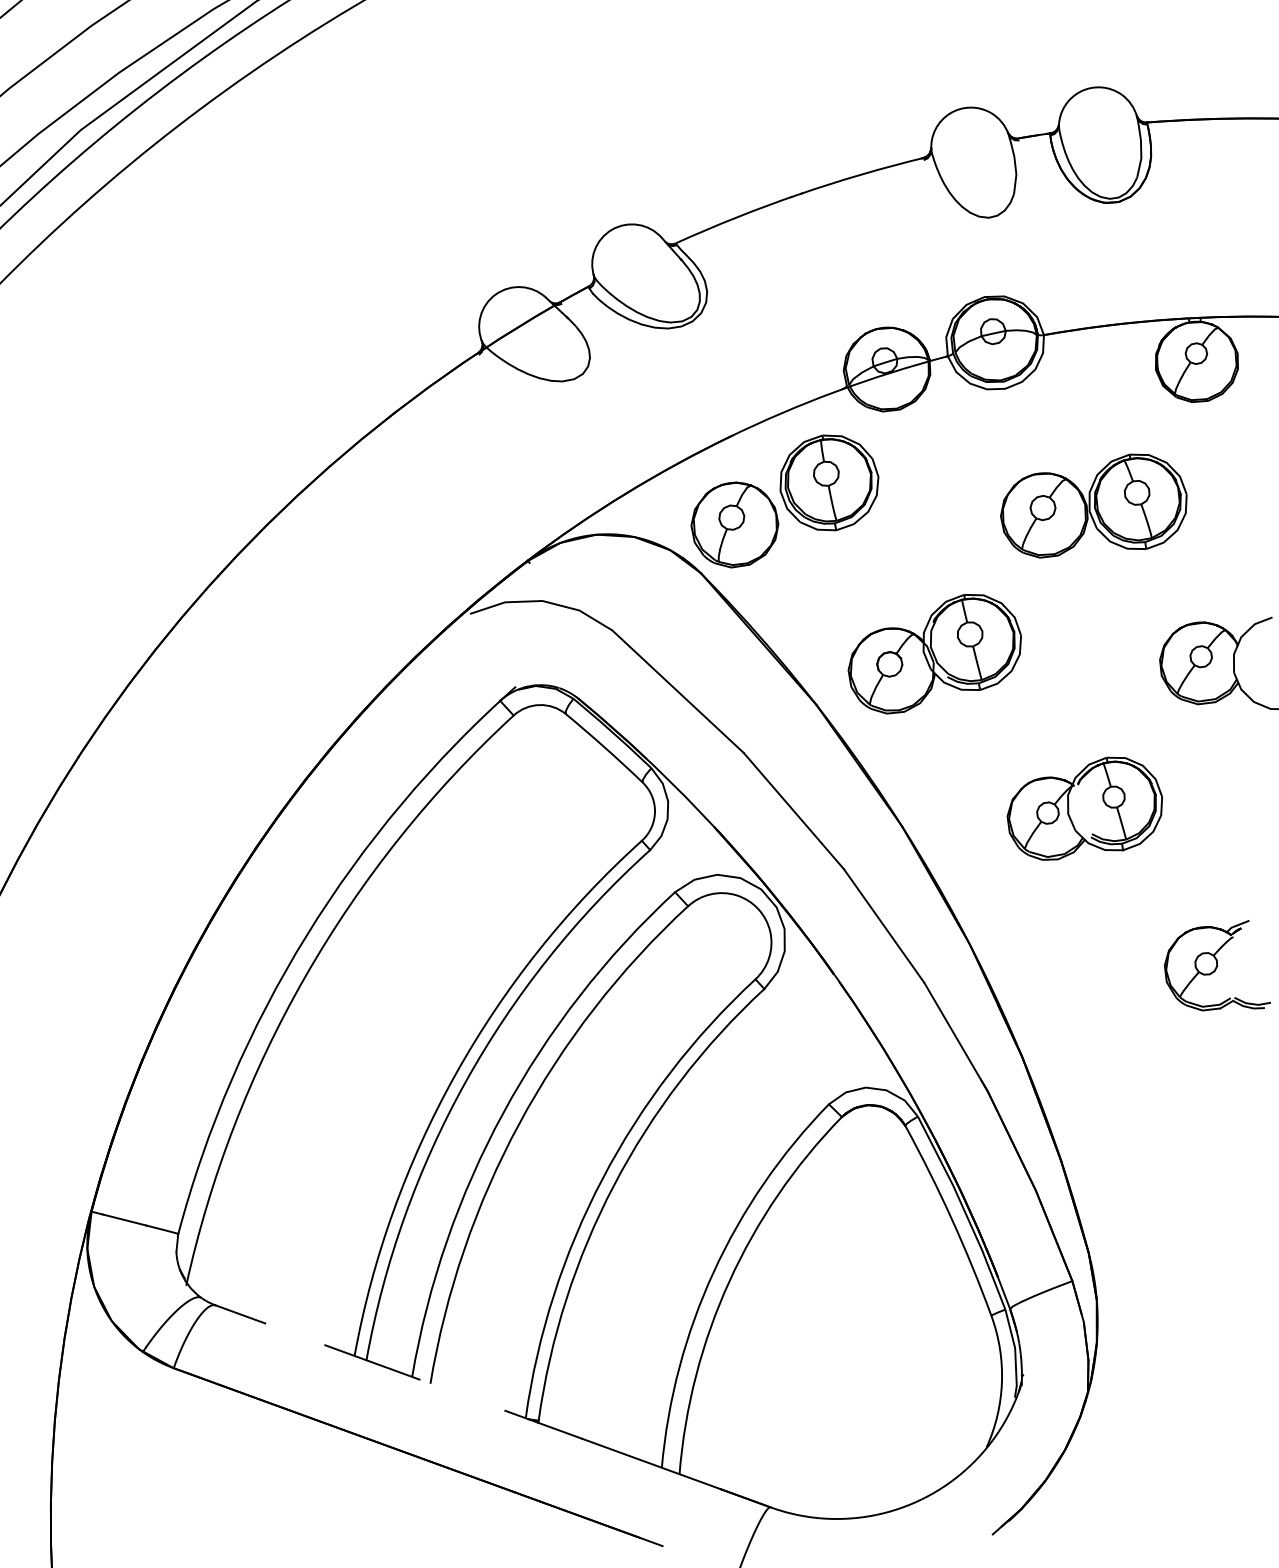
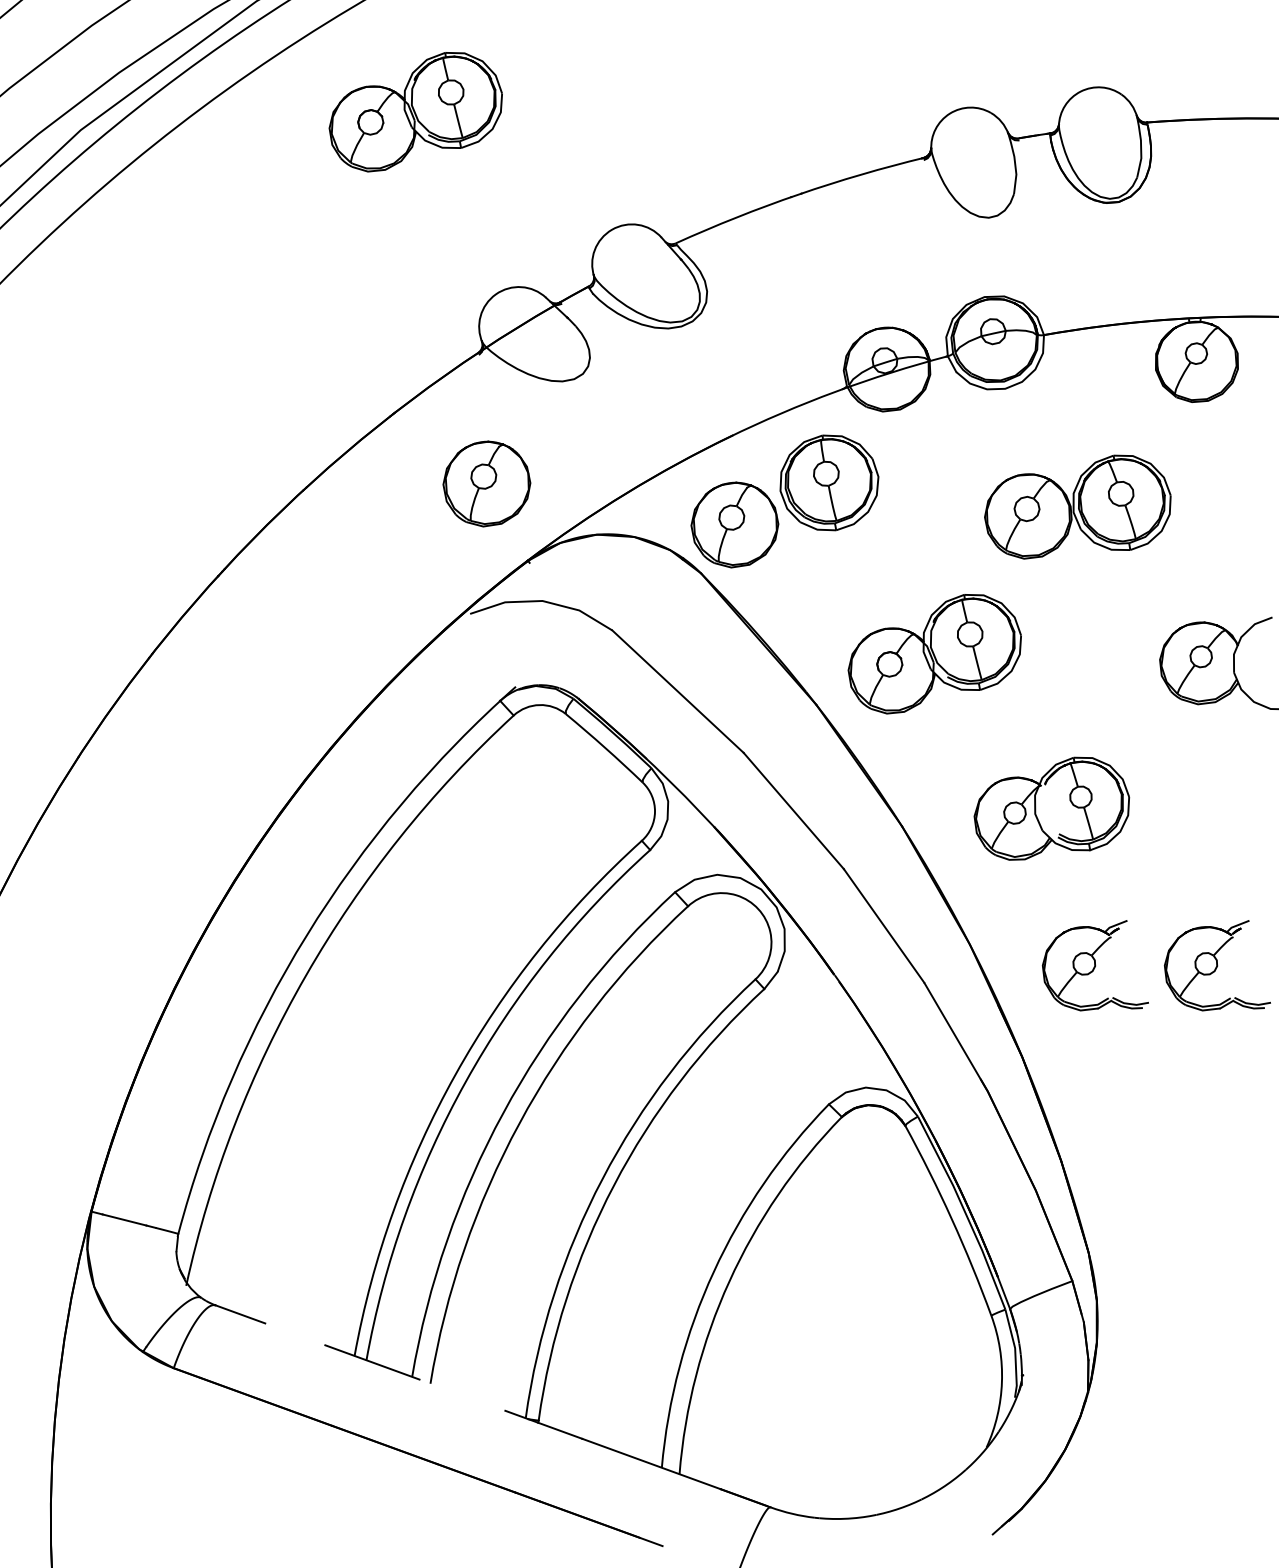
part: none -> present (415, 112)
part: none -> present (486, 483)
part position: (1093, 505) -> (1077, 506) (1077, 506)
part position: (1084, 808) -> (1051, 808) (1051, 808)
part: none -> present (1094, 965)
